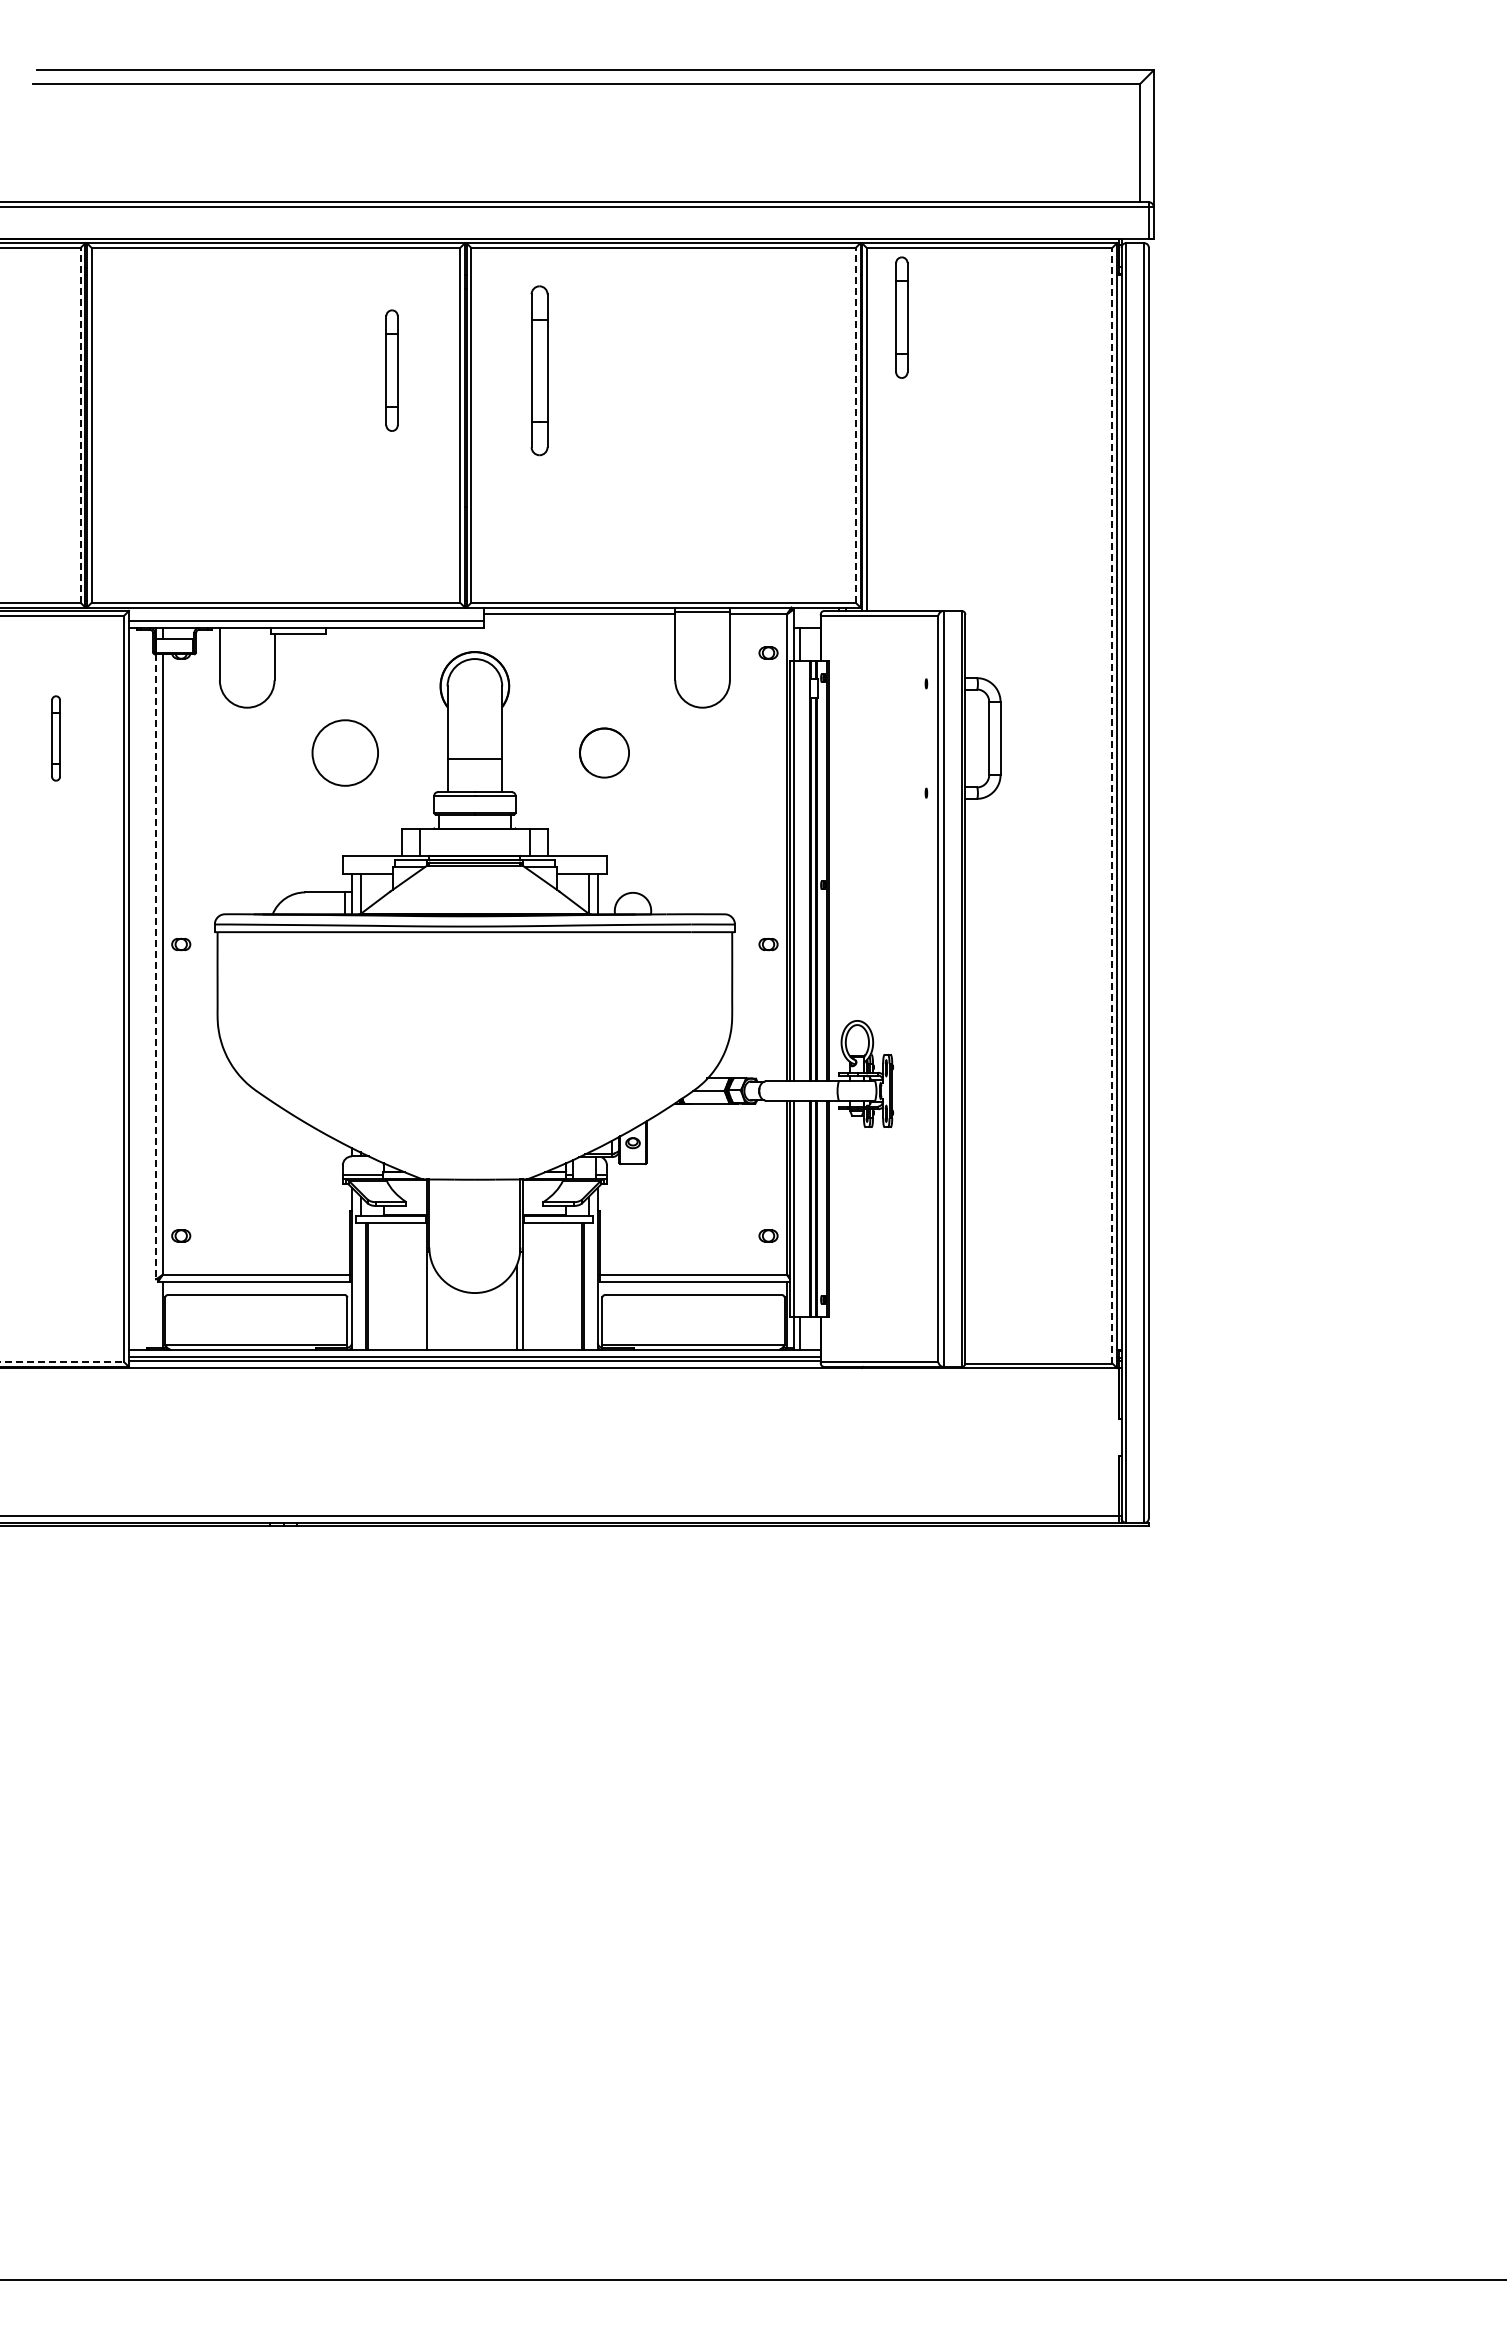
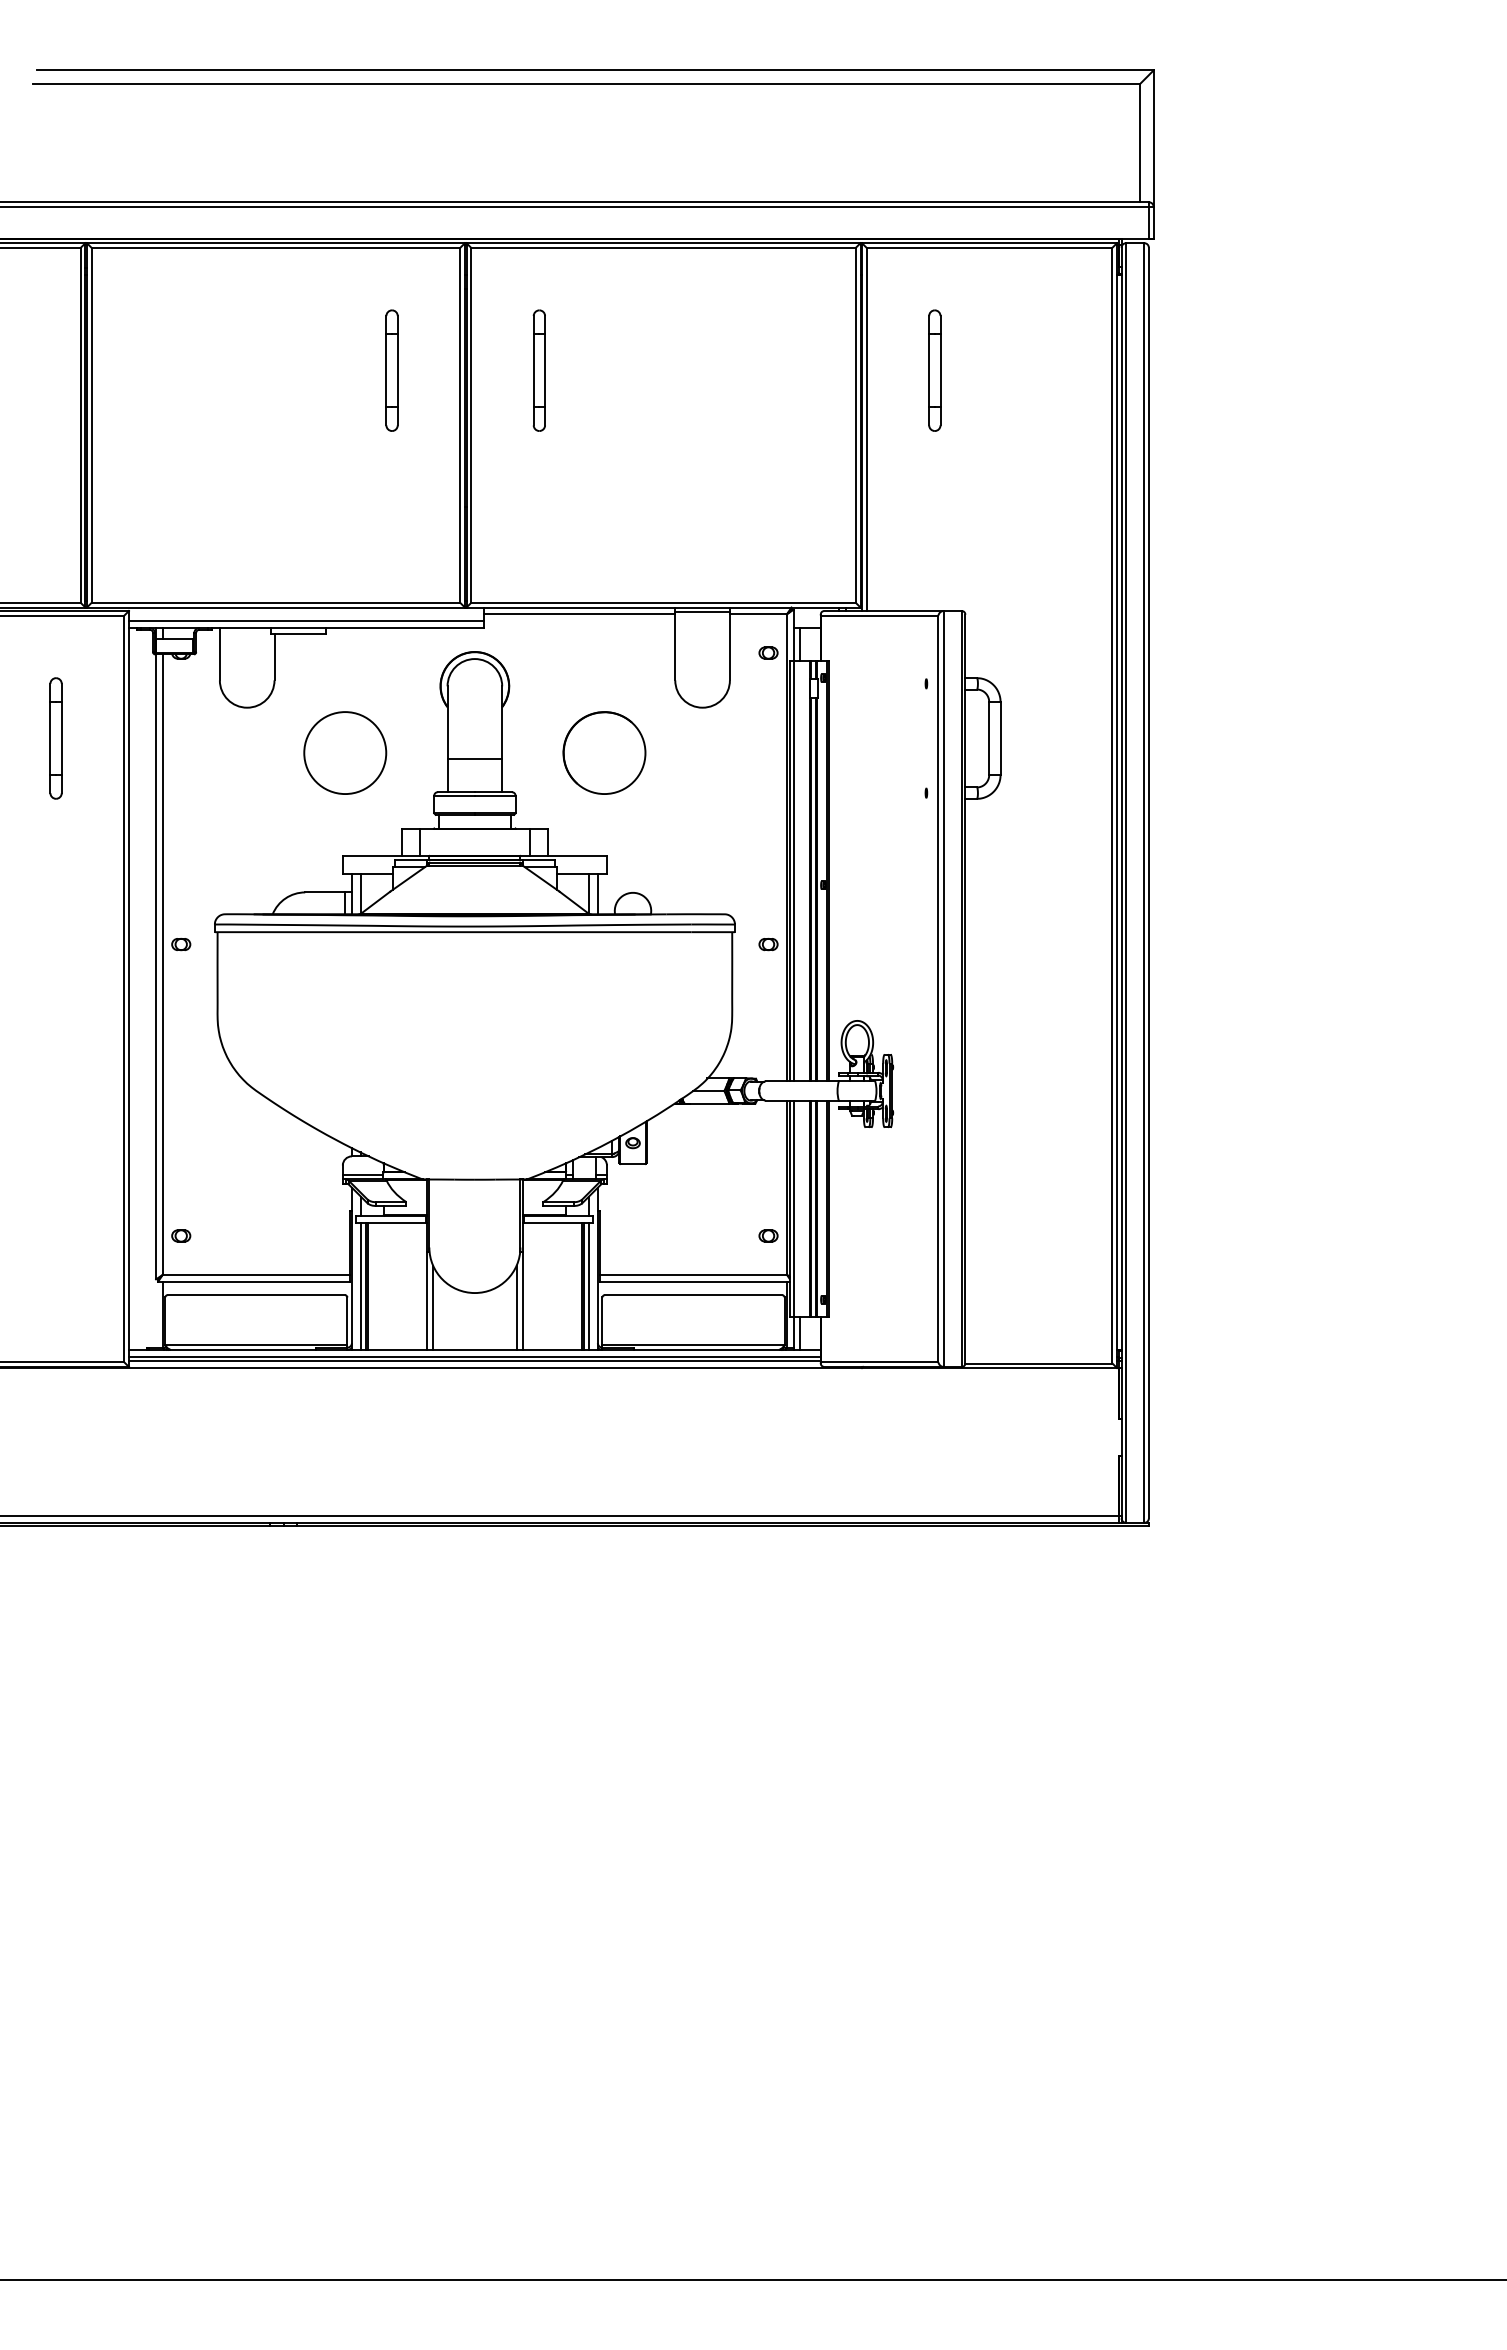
part position: (901, 317) -> (934, 370) (934, 370)
part size: 19x172 px -> 14x123 px (538, 370)
line: dashed -> solid (80, 425)
line: dashed -> solid (855, 425)
part size: 10x87 px -> 14x123 px (55, 738)
circle size: 68x68 px -> 85x84 px (345, 752)
part size: 51x52 px -> 85x84 px (604, 752)
line: dashed -> solid (1112, 805)
line: dashed -> solid (156, 967)
line: none -> present (360, 1285)
line: none -> present (588, 1285)
line: none -> present (433, 1307)
line: dashed -> solid (62, 1362)
